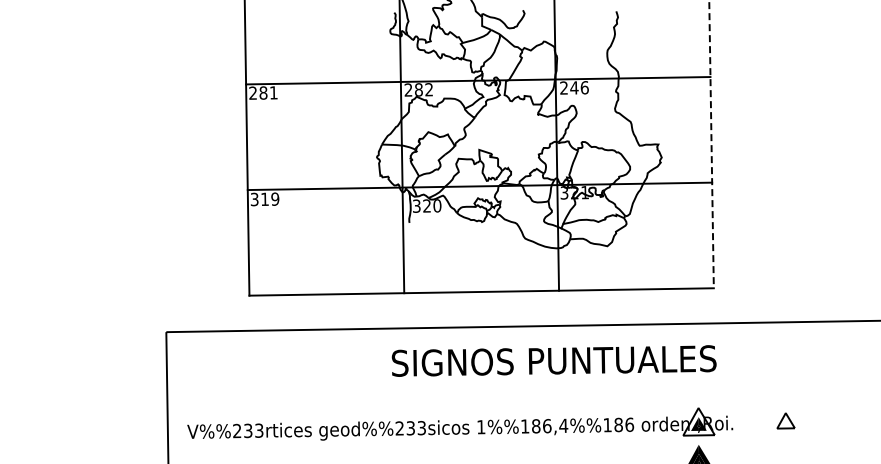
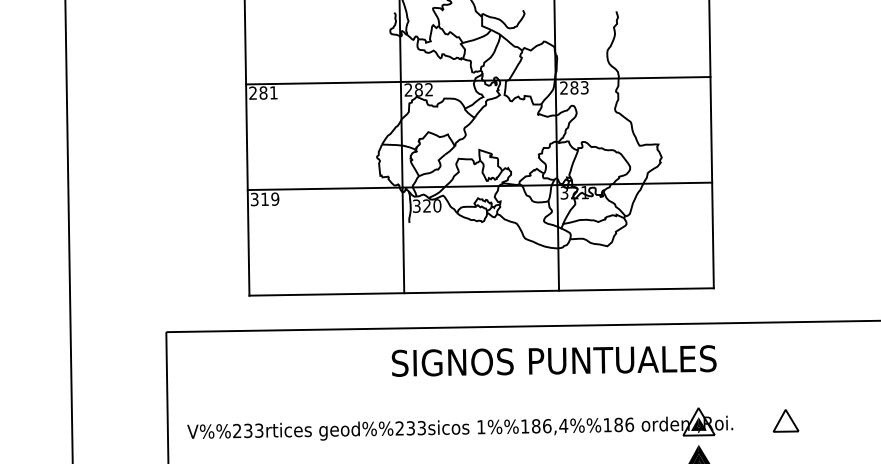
text: 246 -> 283 (579, 87)
line: dashed -> solid (711, 144)
line: none -> present (68, 231)
part size: 20x18 px -> 28x24 px (785, 420)
